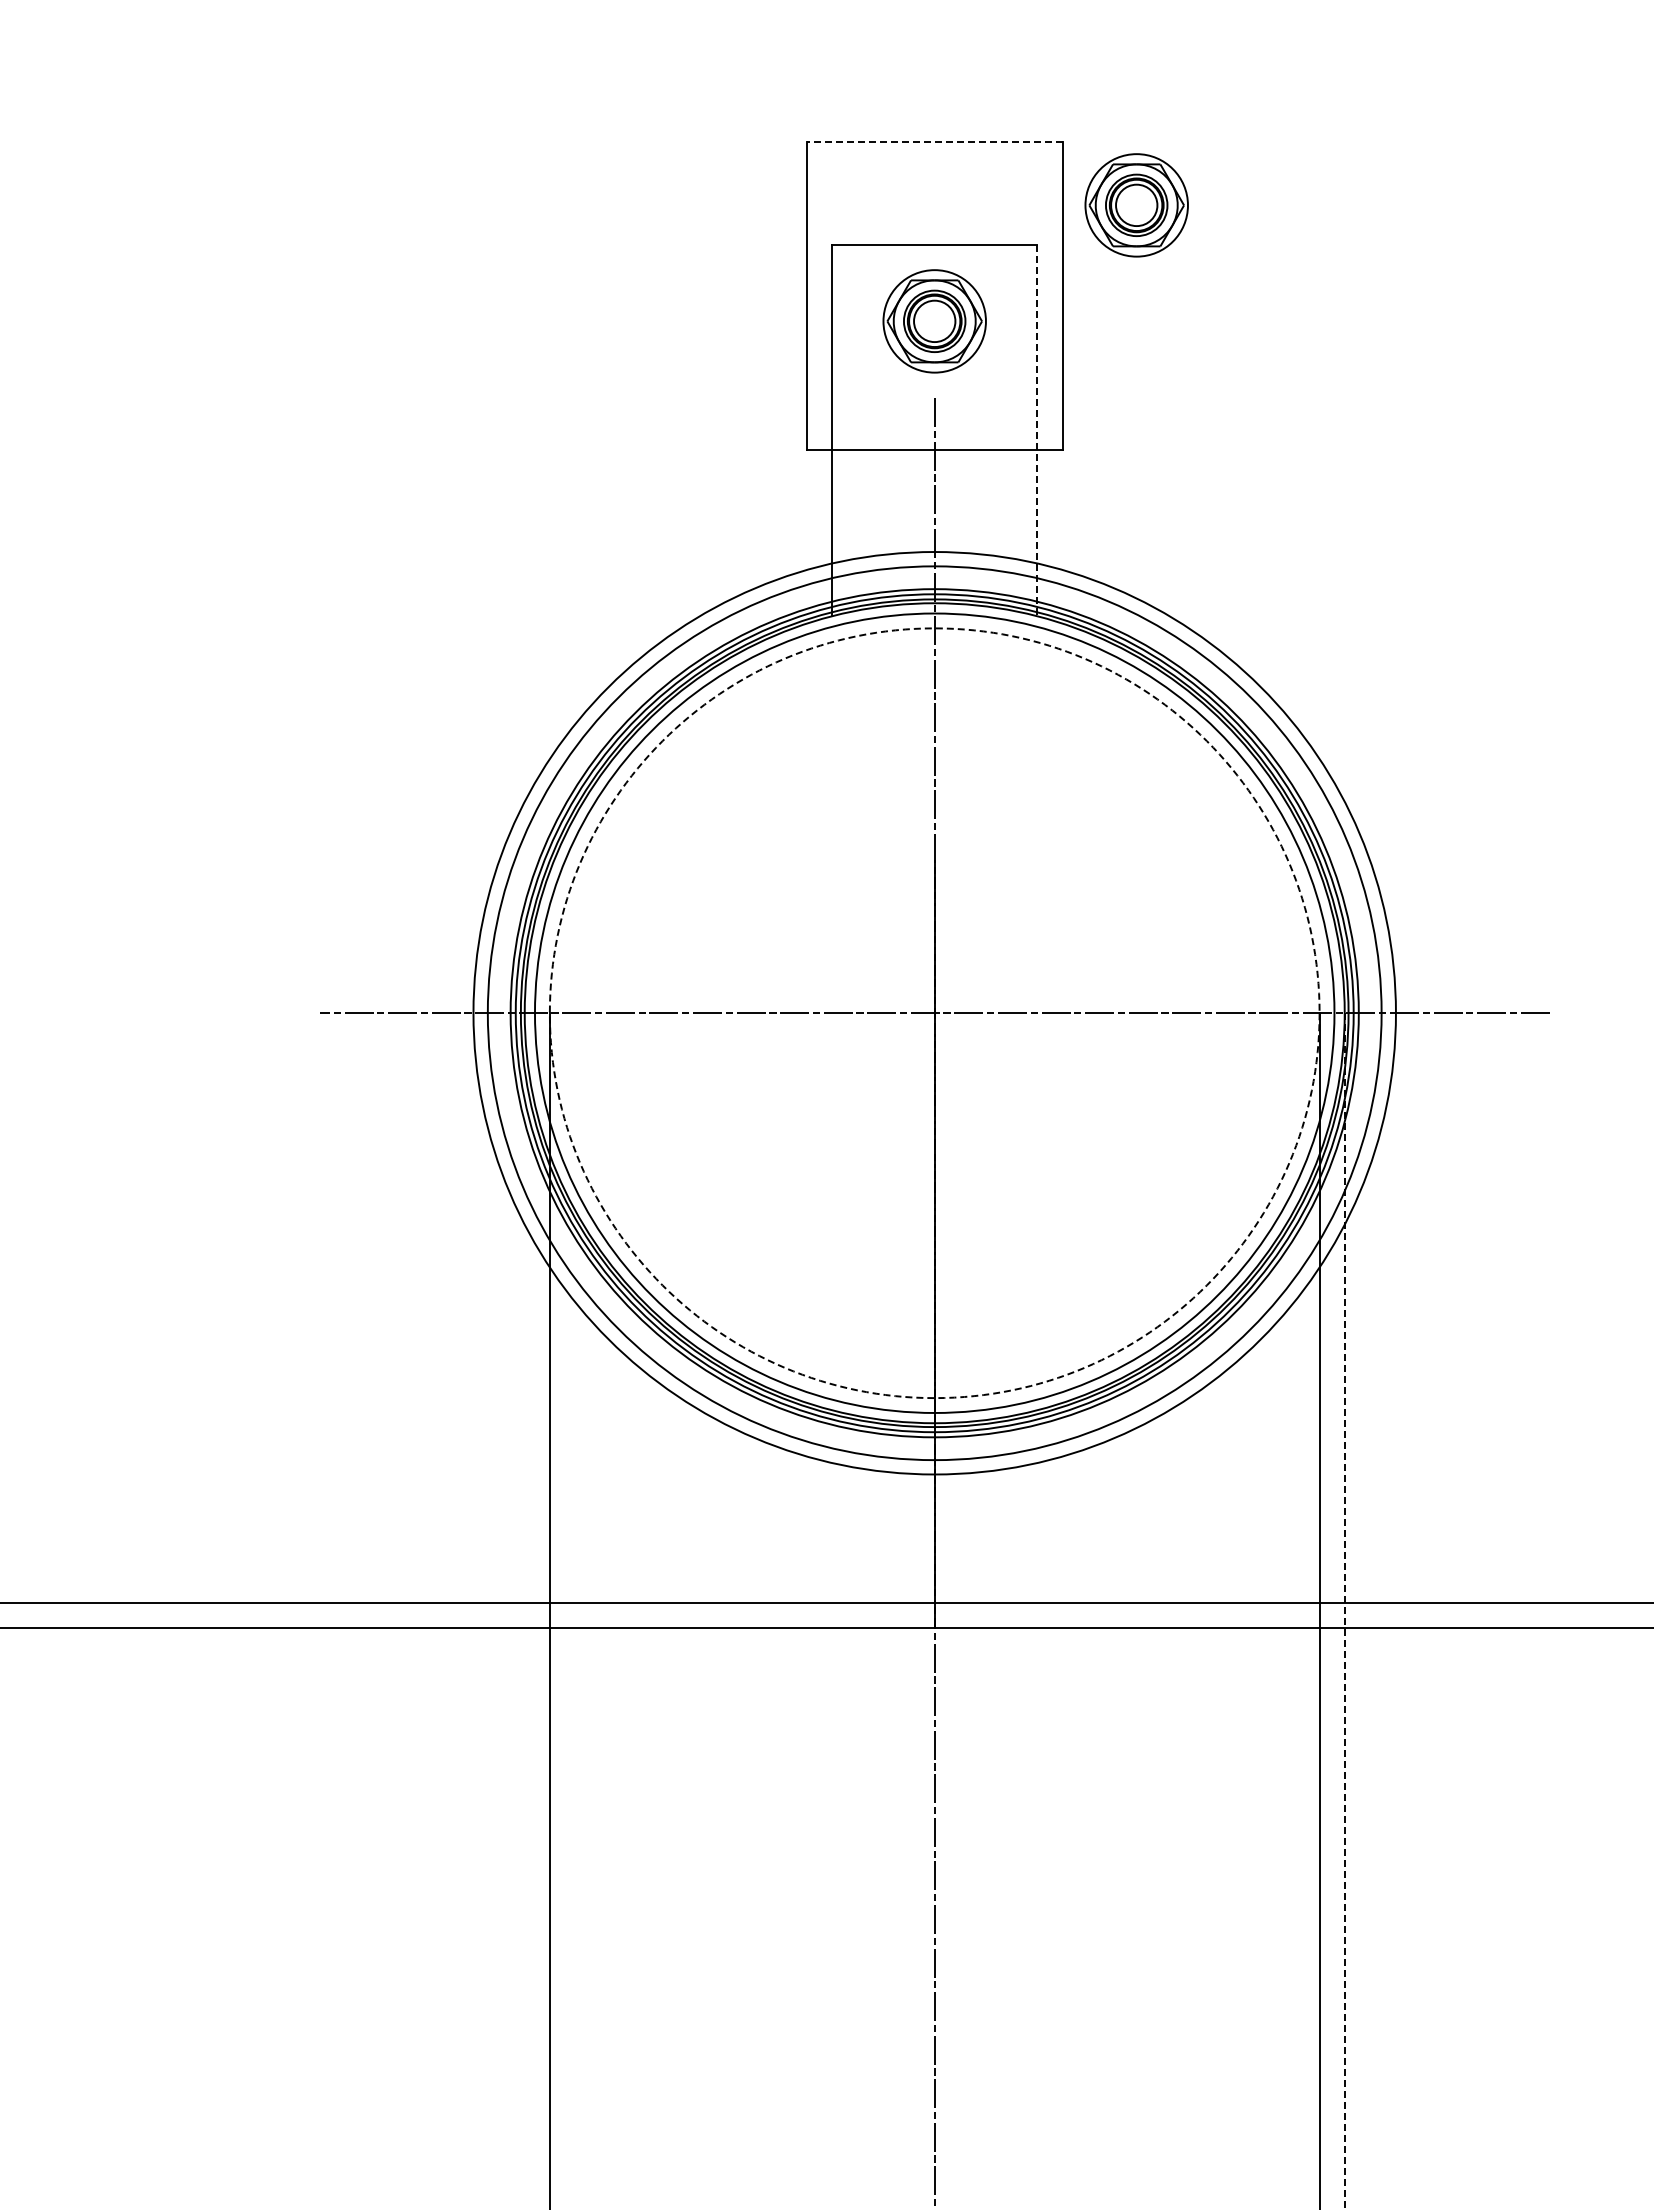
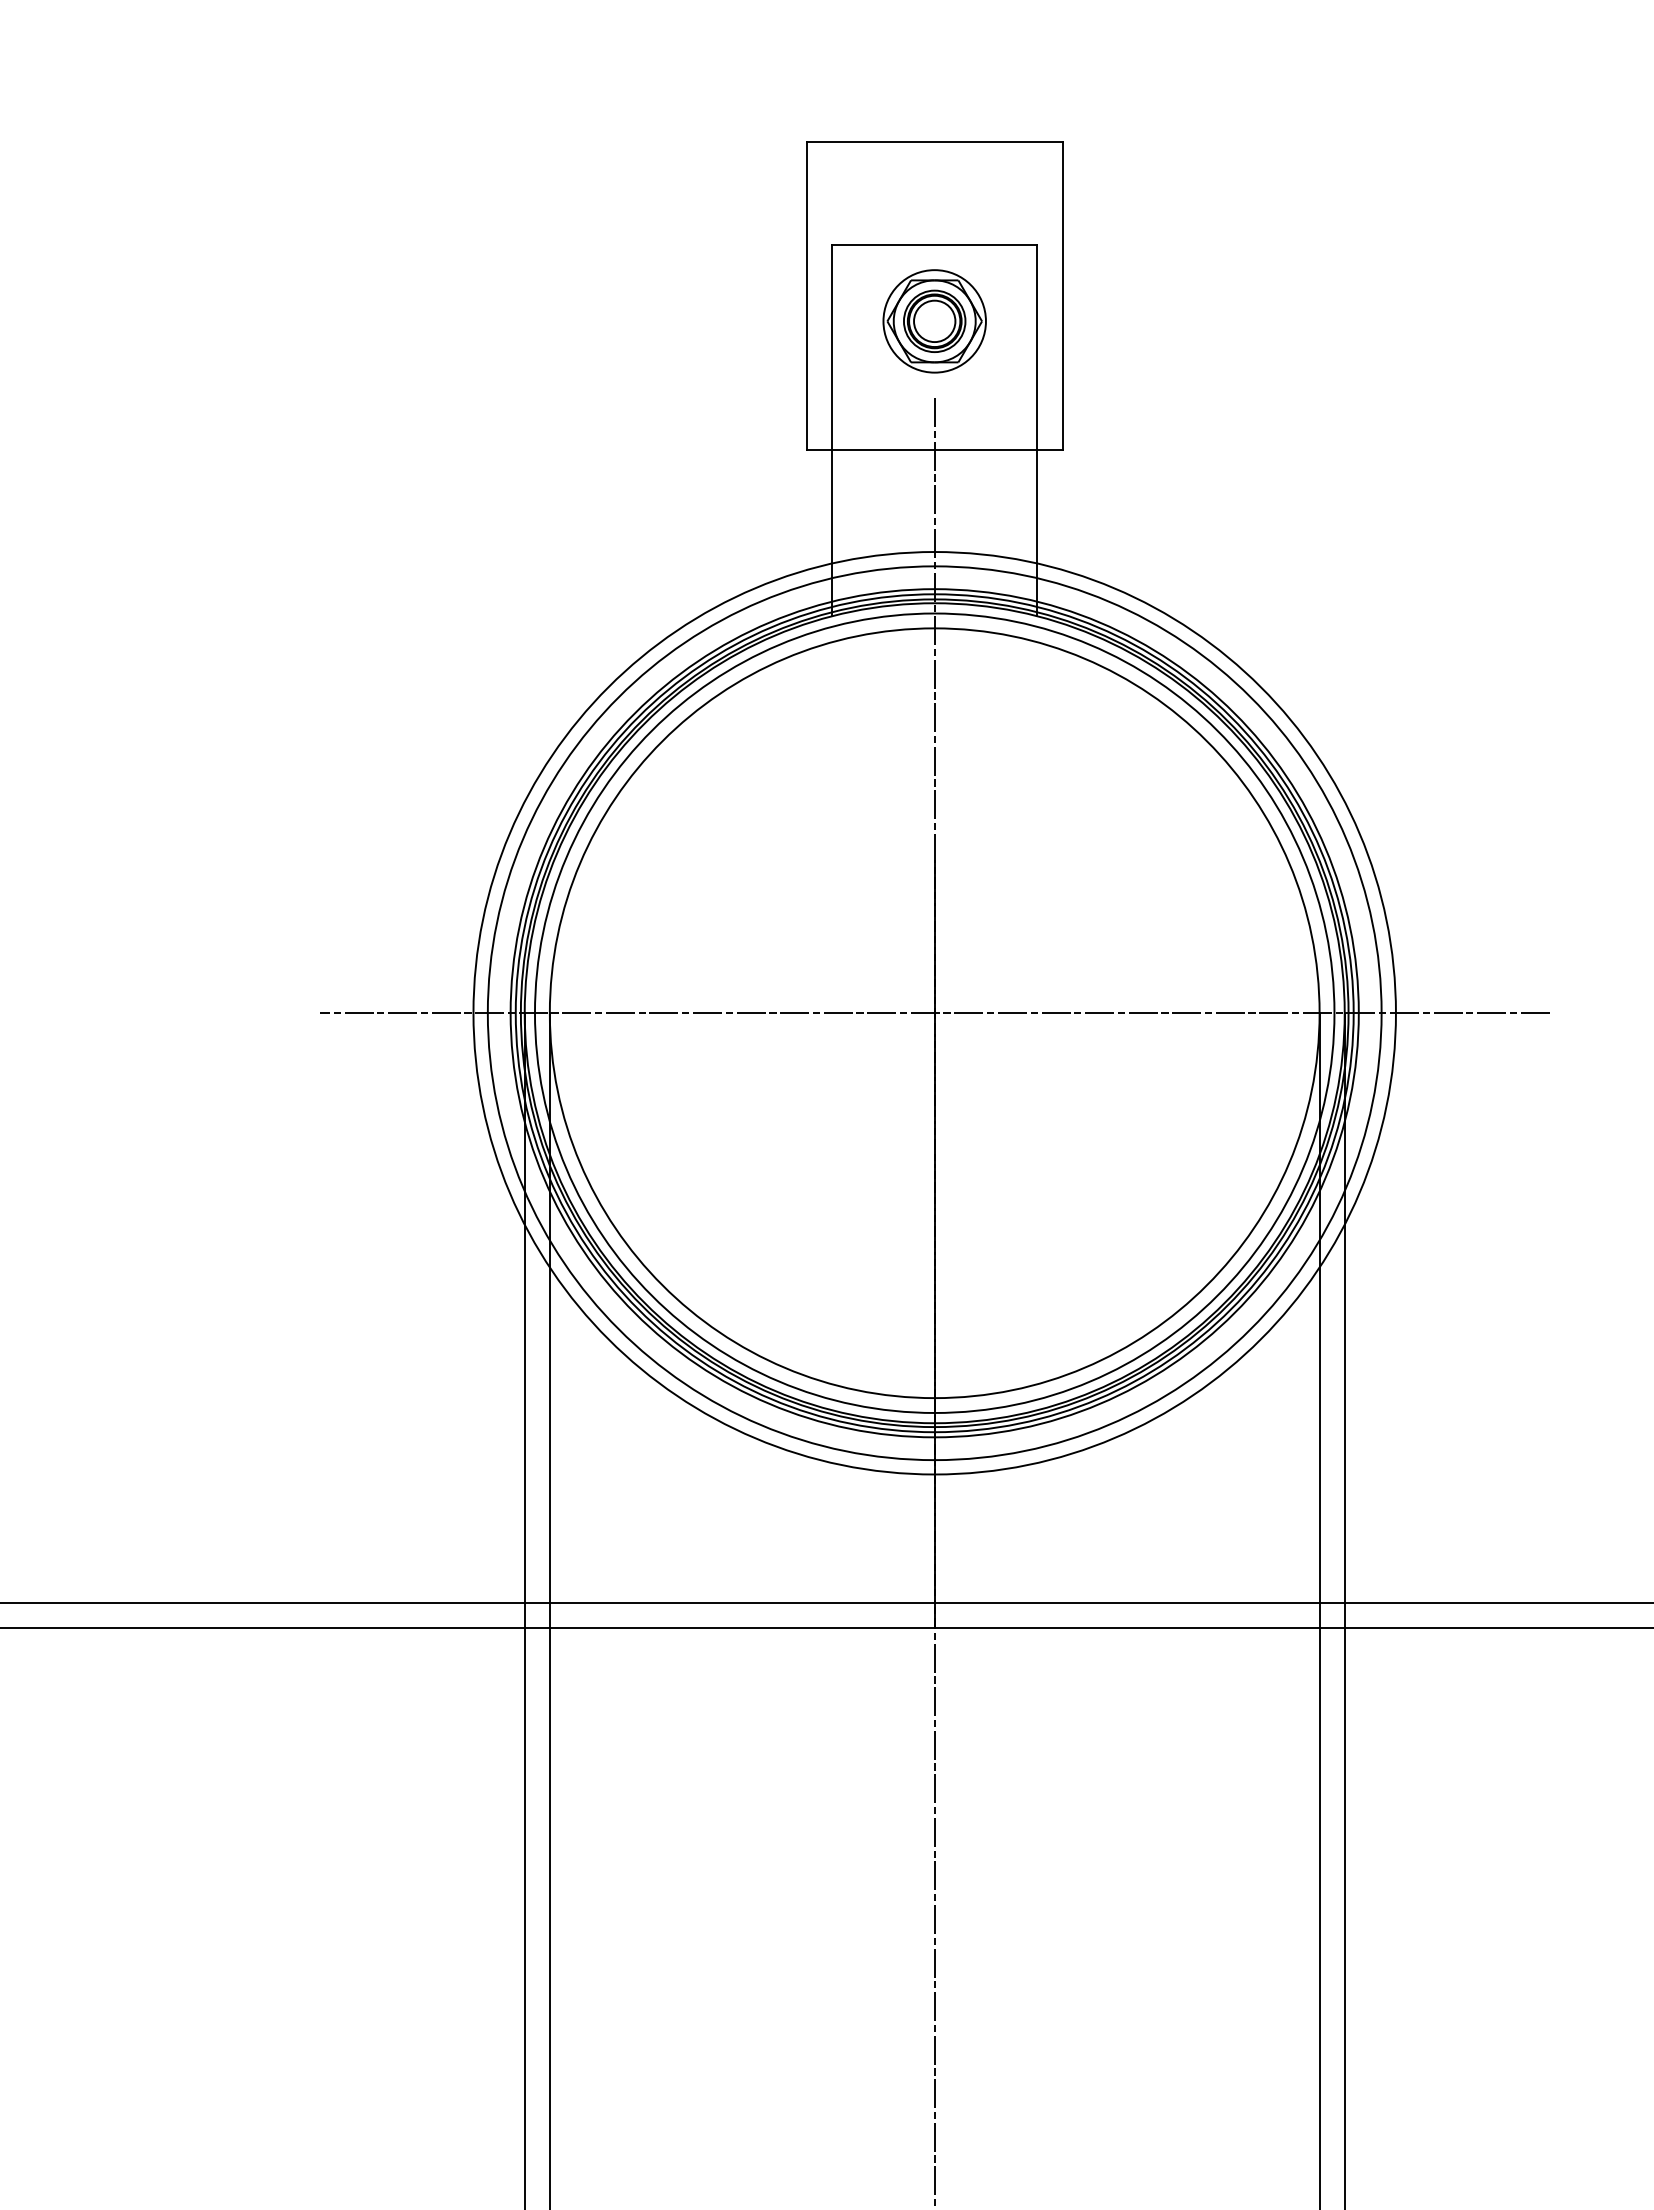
line: dashed -> solid (934, 142)
part: present -> none (1136, 205)
line: dashed -> solid (1037, 430)
circle: dashed -> solid (934, 1013)
line: none -> present (524, 1609)
line: dashed -> solid (1344, 1611)
